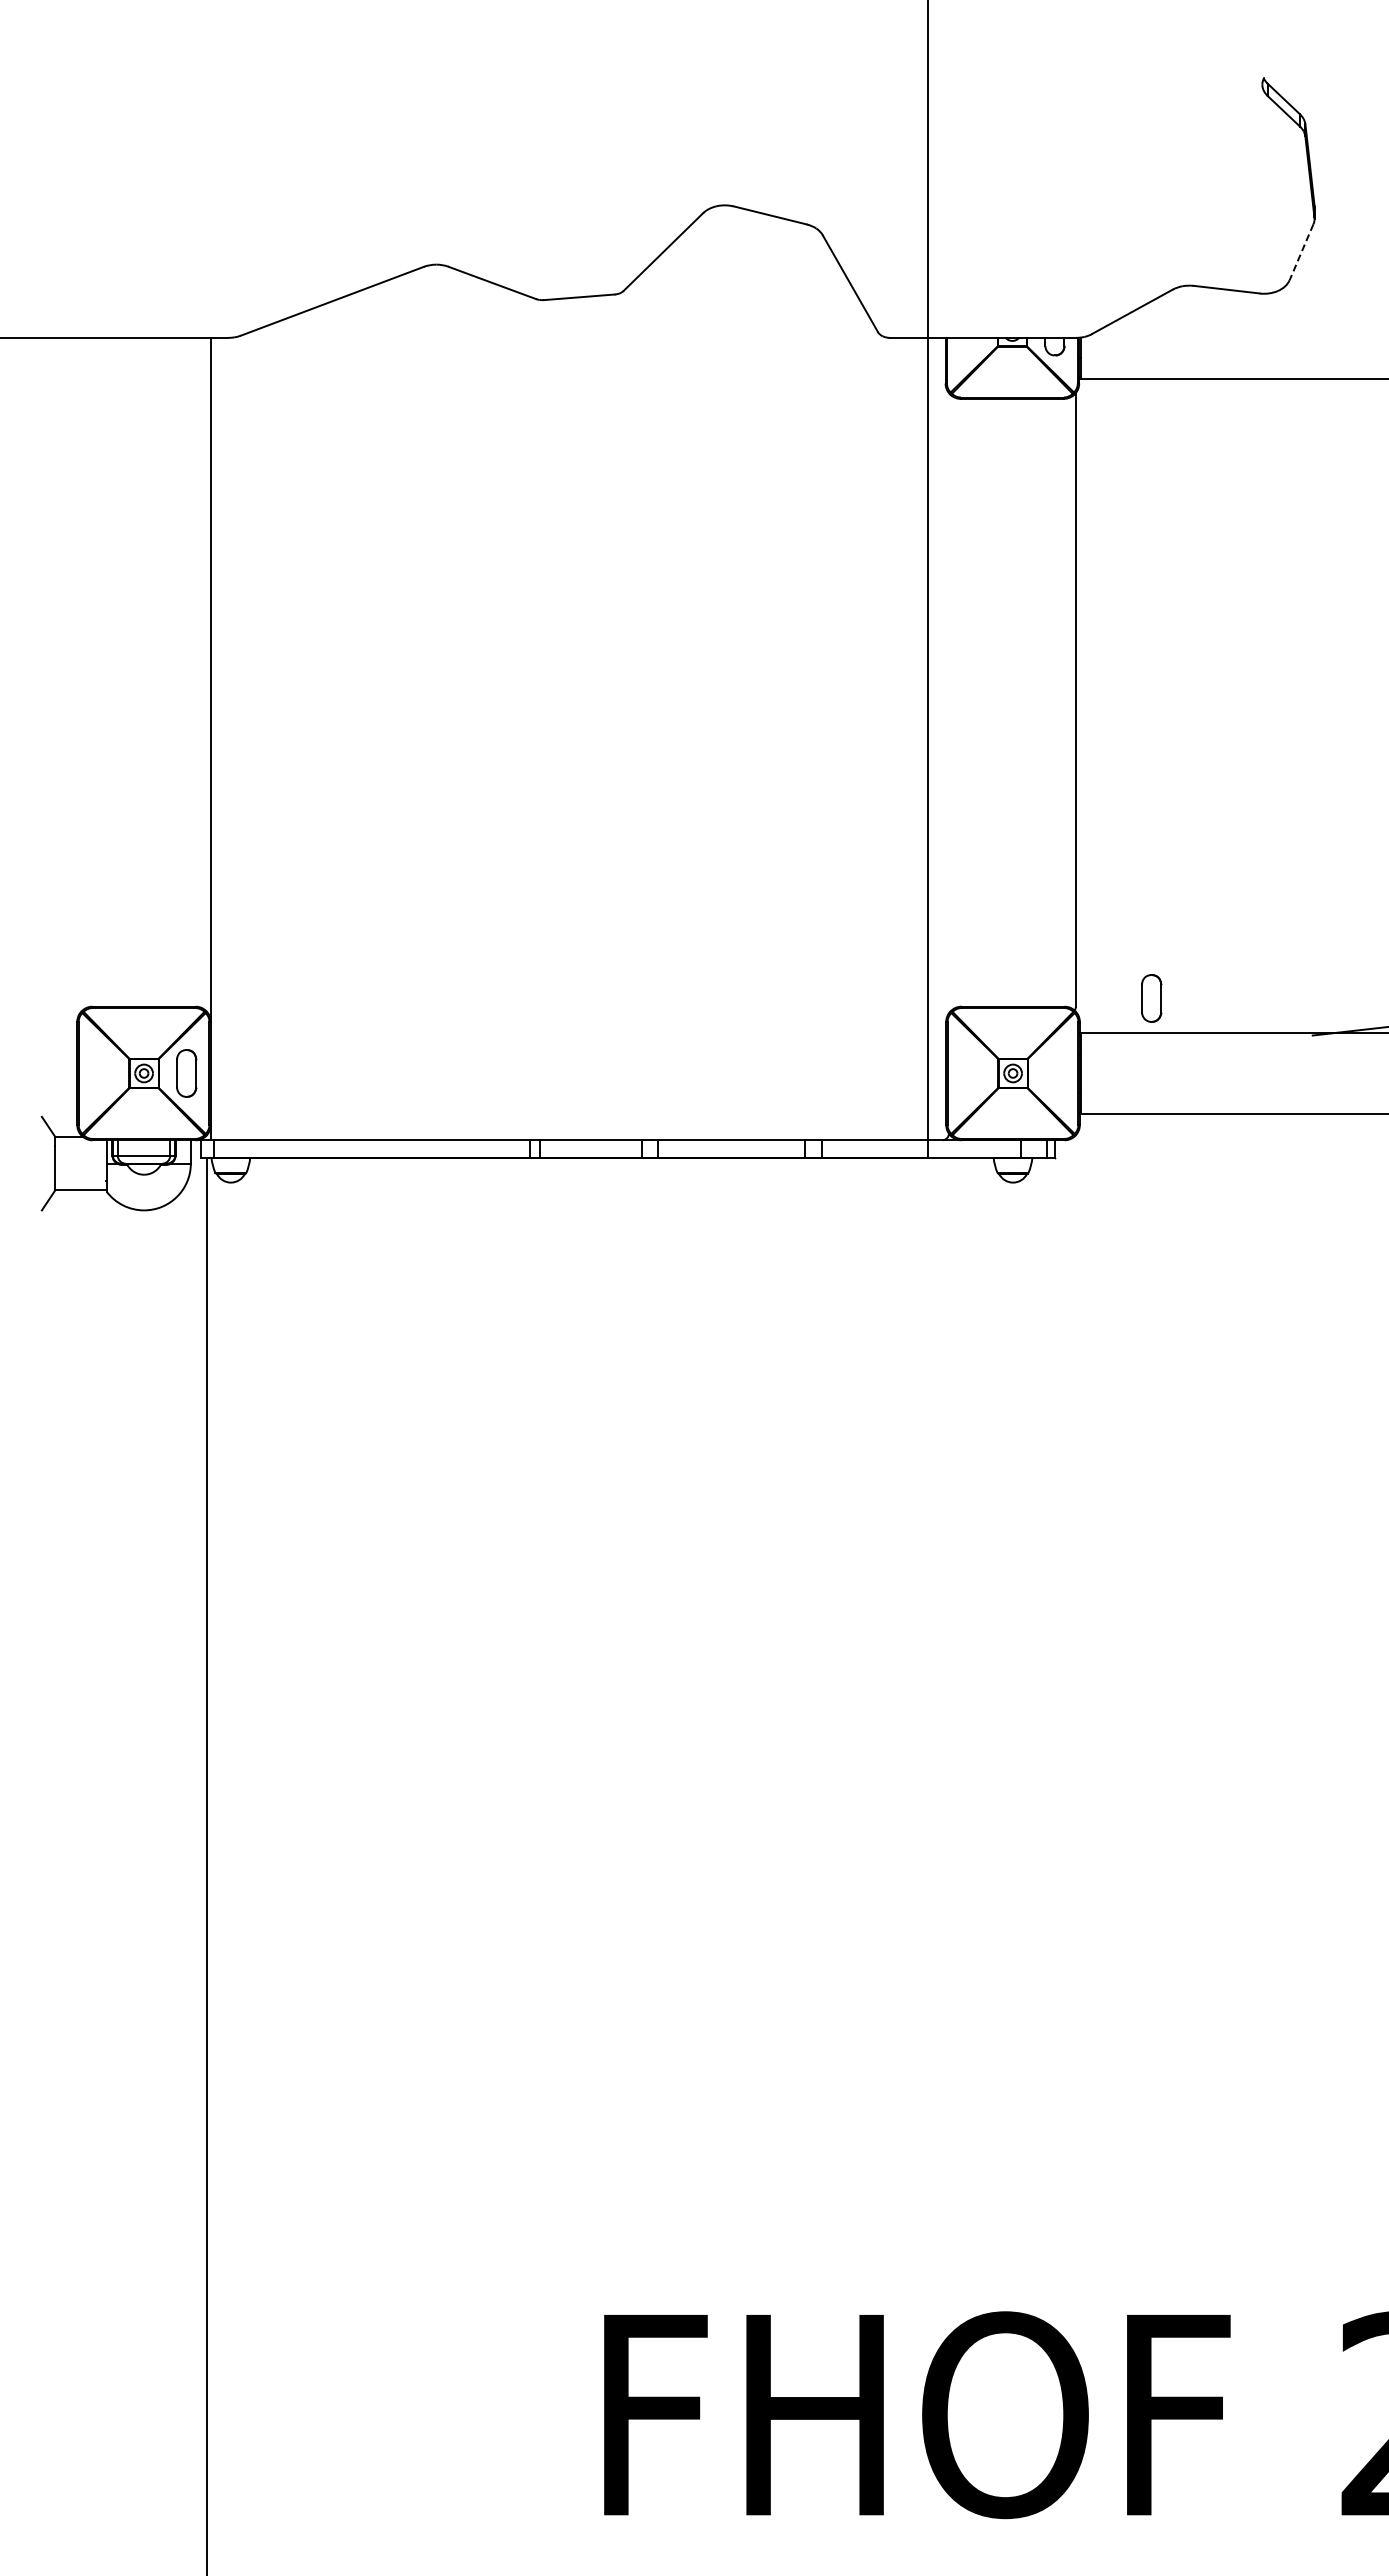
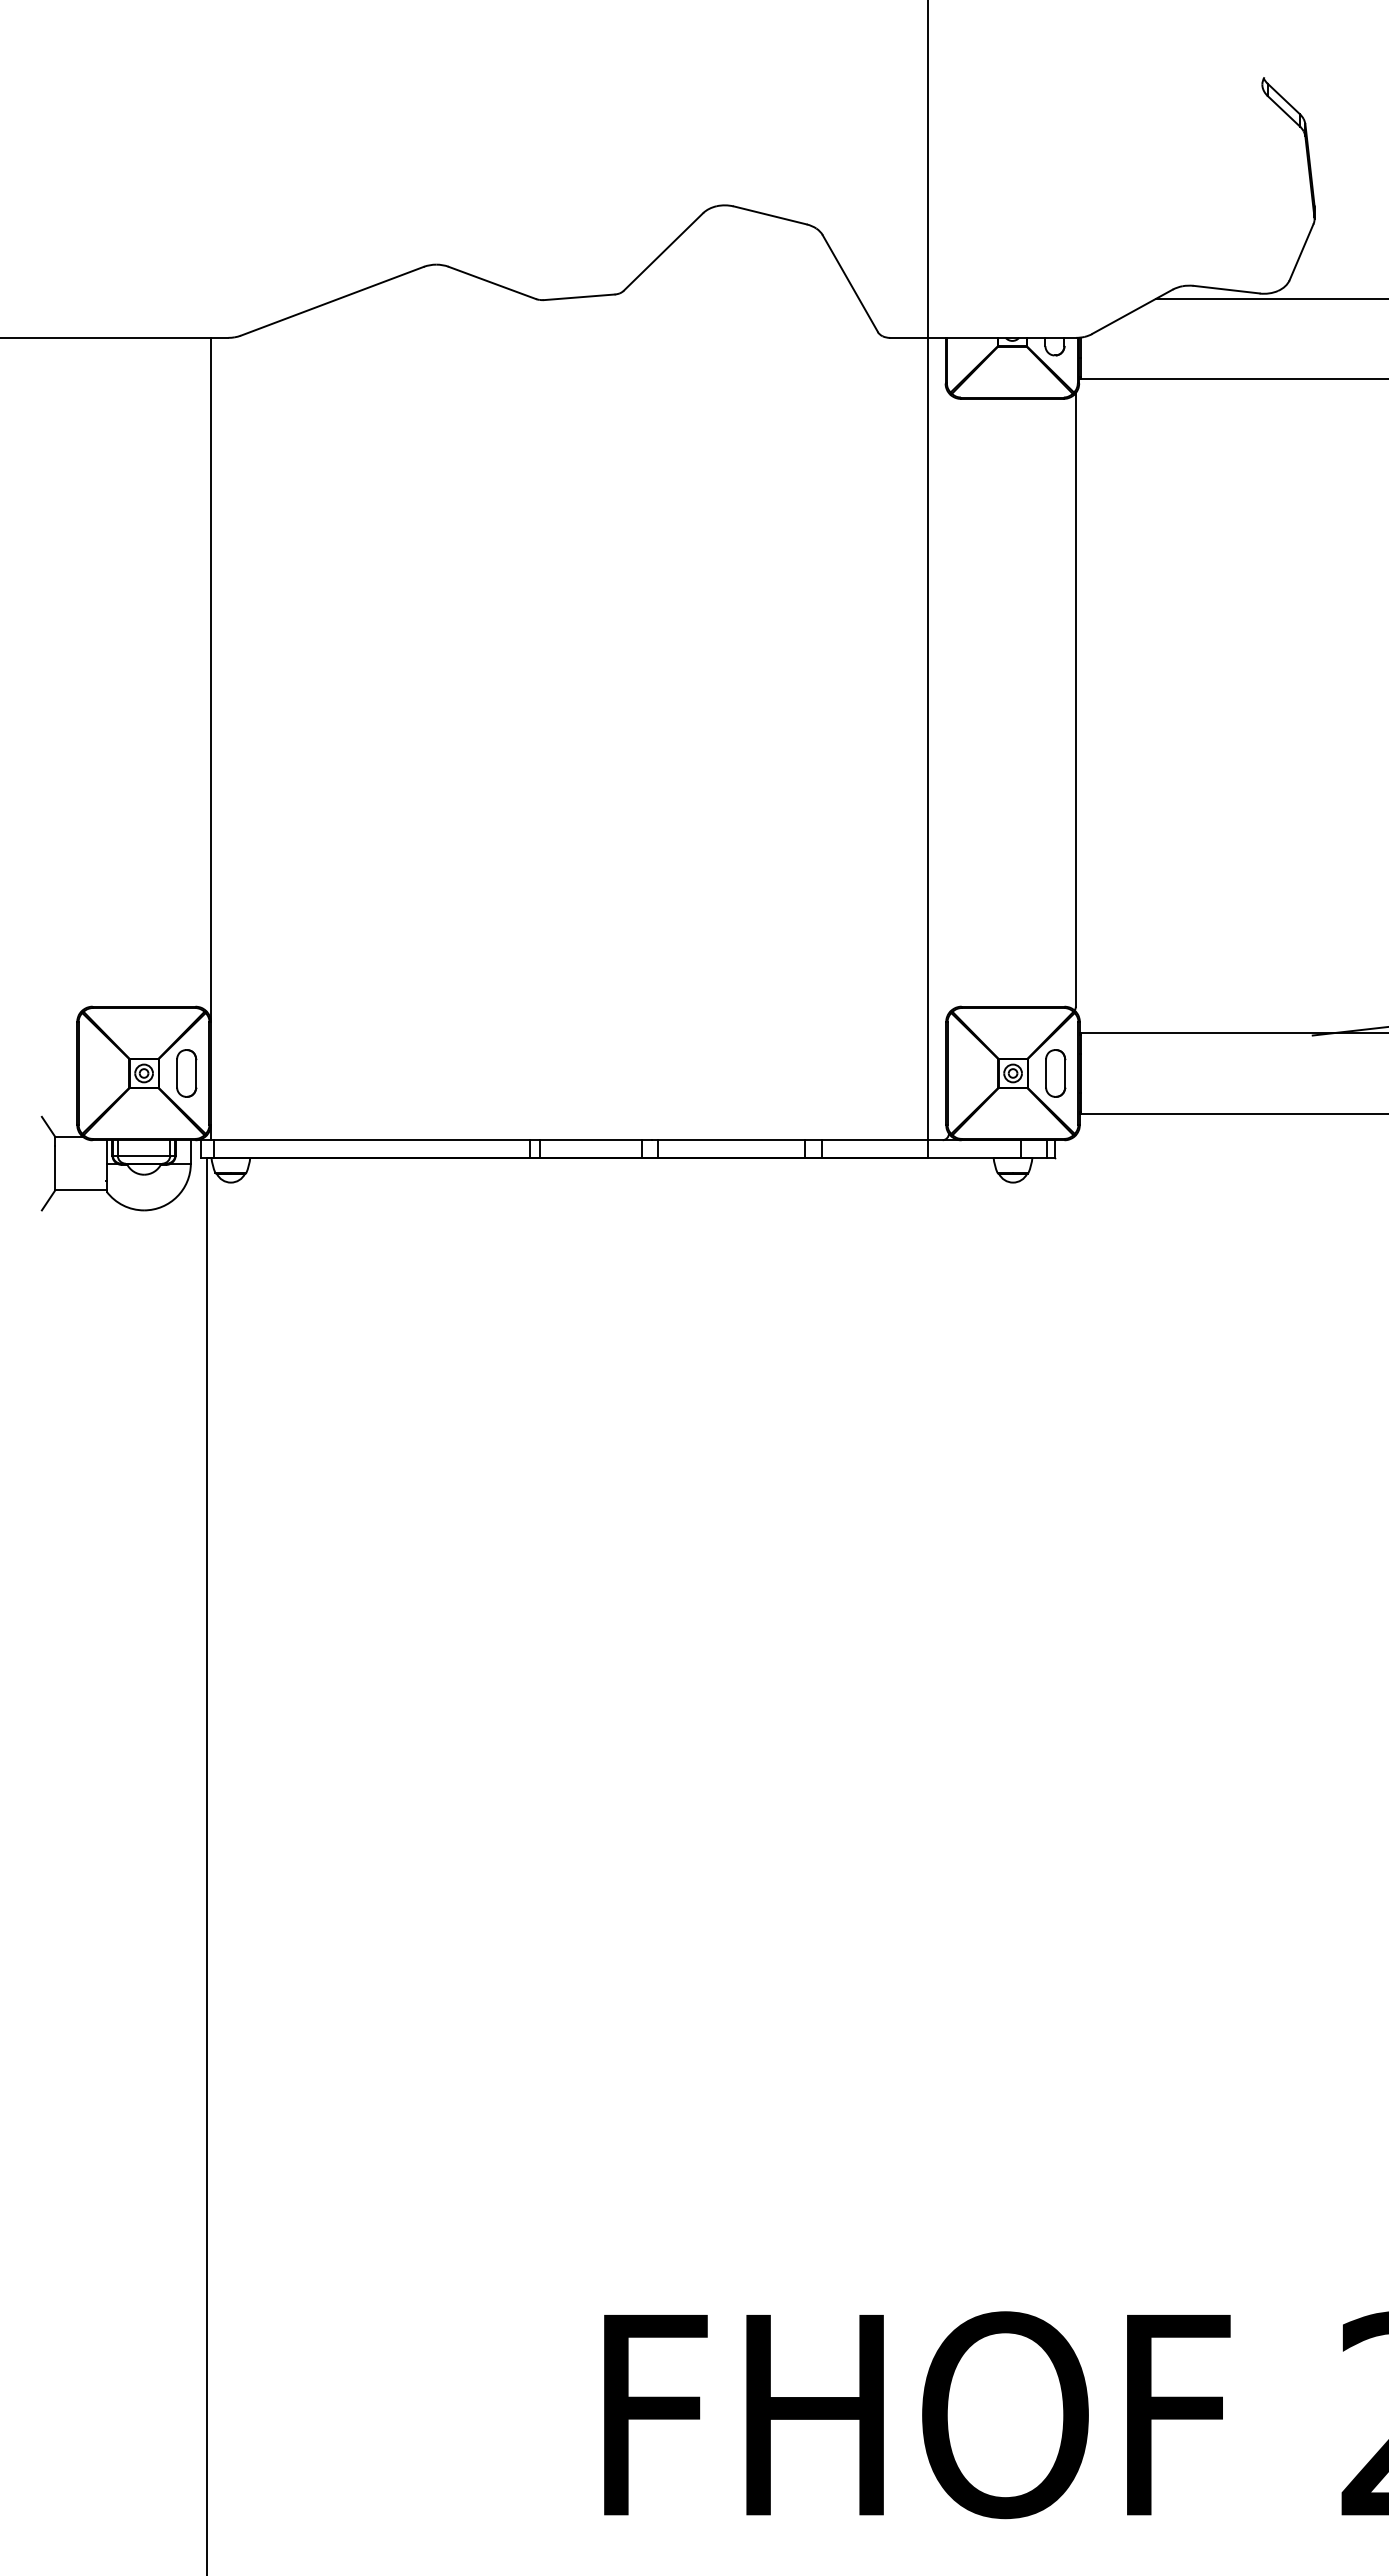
line: dashed -> solid (1301, 252)
line: none -> present (1270, 298)
part position: (1151, 998) -> (1055, 1073) (1055, 1073)
